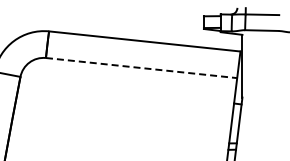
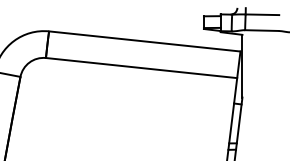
line: dashed -> solid (142, 68)
